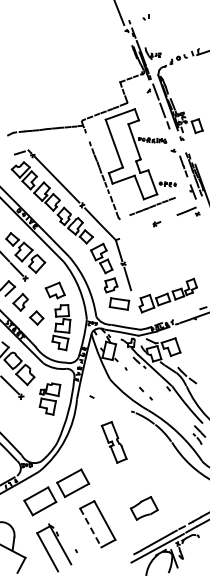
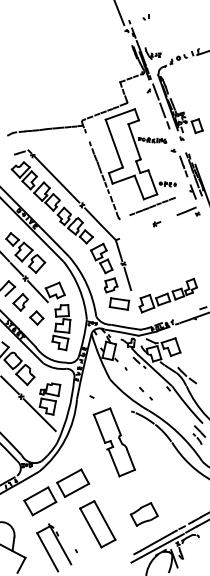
line: none -> present (37, 291)
line: none -> present (39, 415)
part size: 28x43 px -> 44x71 px (113, 442)
part position: (143, 508) -> (143, 514) (143, 514)
line: dashed -> solid (91, 528)
